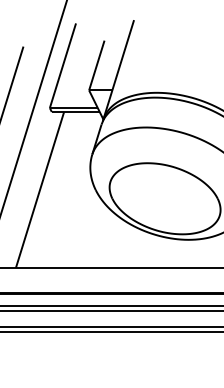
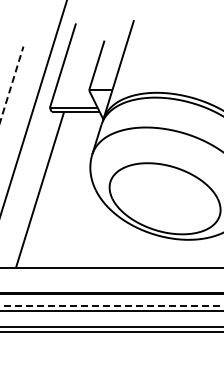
line: solid -> dashed (11, 83)
line: solid -> dashed (111, 305)
